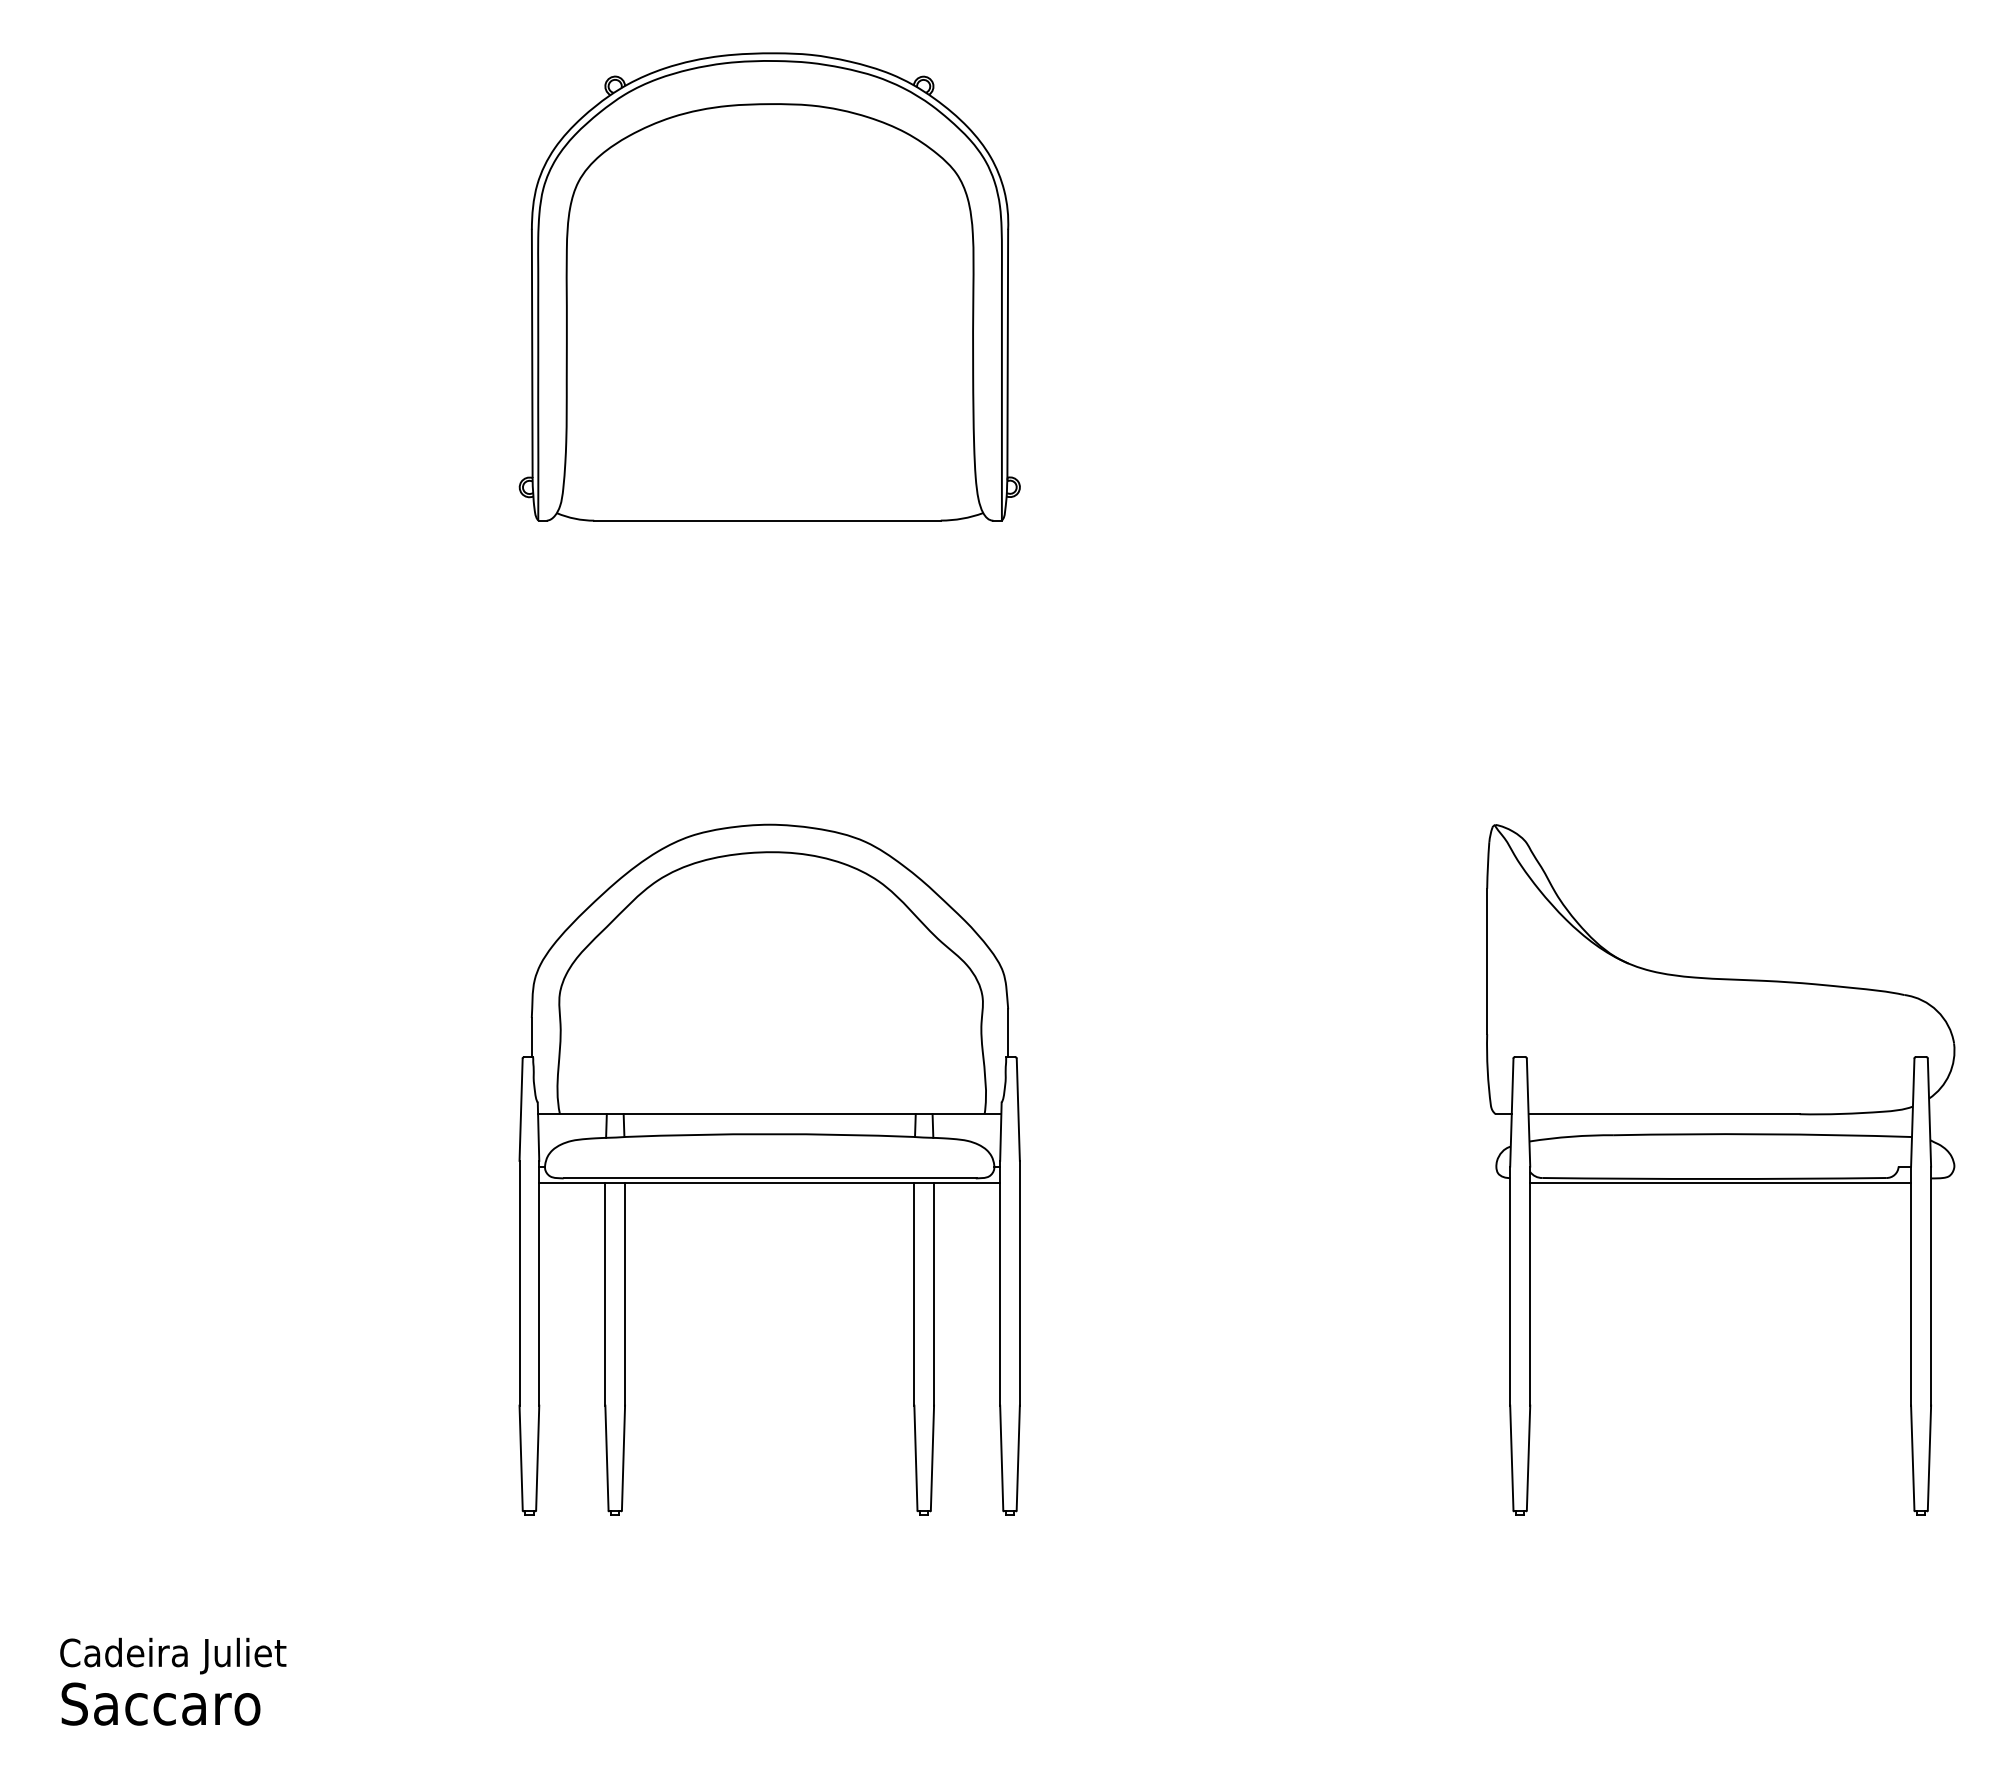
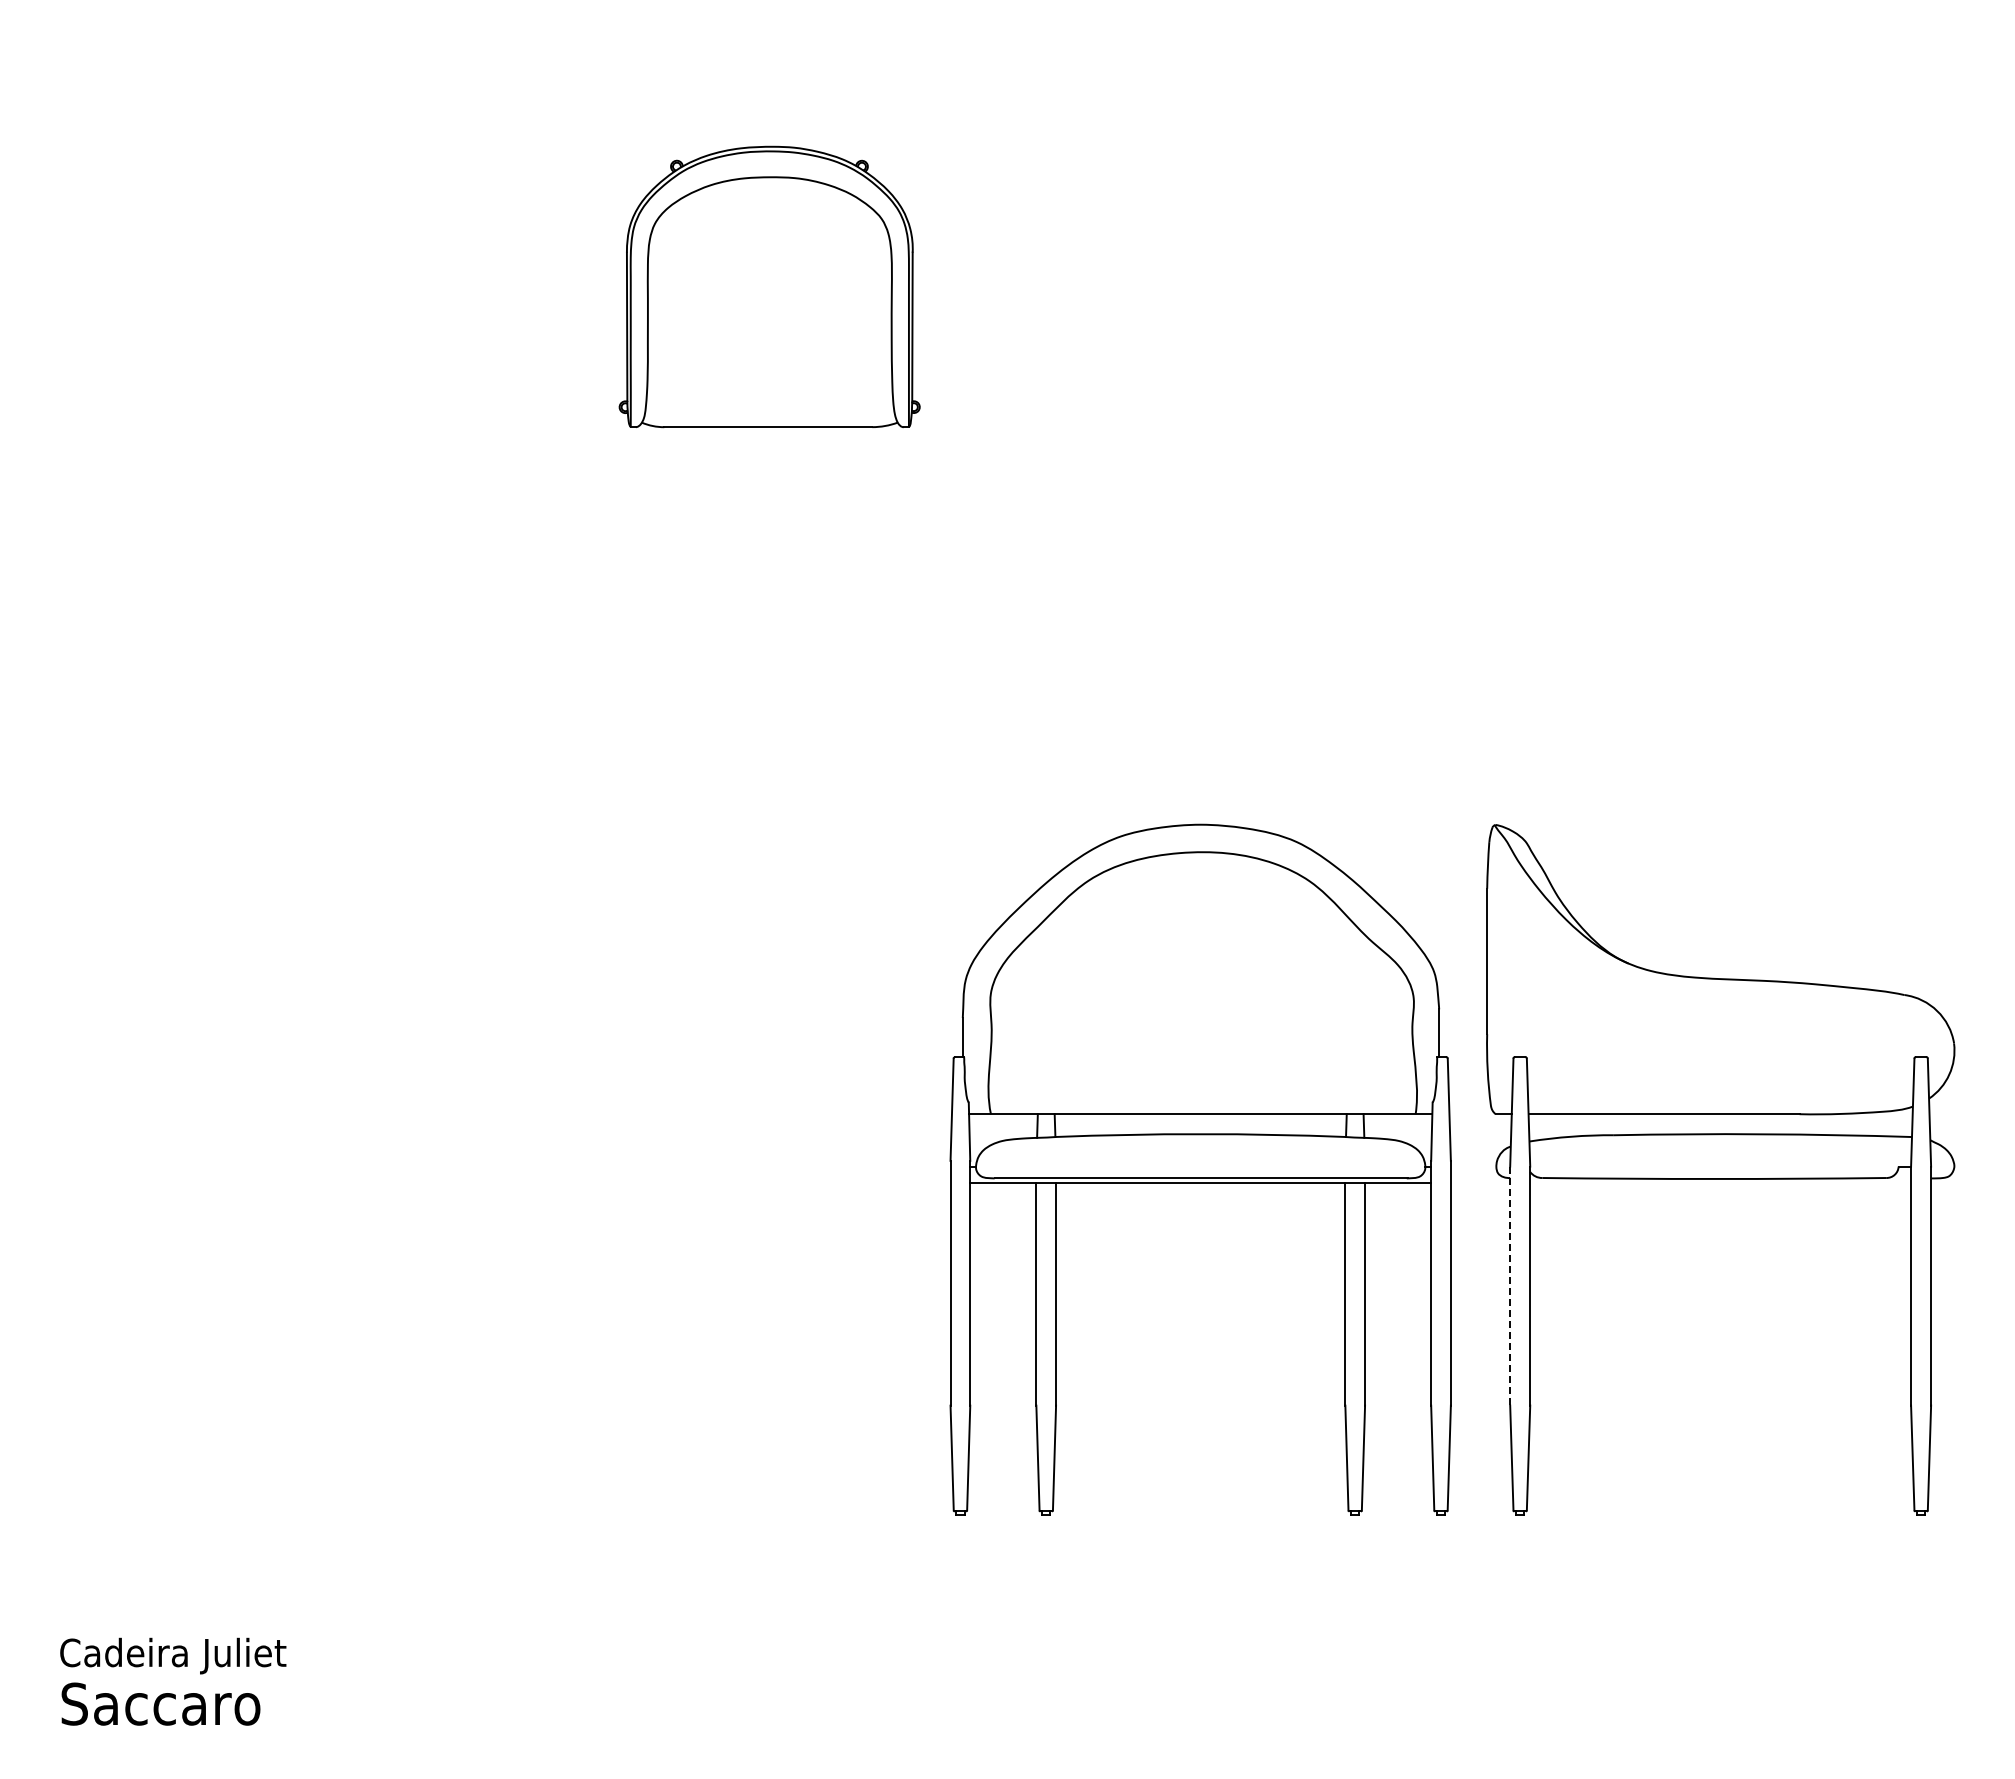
part size: 503x470 px -> 303x284 px (769, 286)
part position: (769, 1169) -> (1200, 1169) (1200, 1169)
line: present -> none (1720, 1183)
line: solid -> dashed (1510, 1286)
